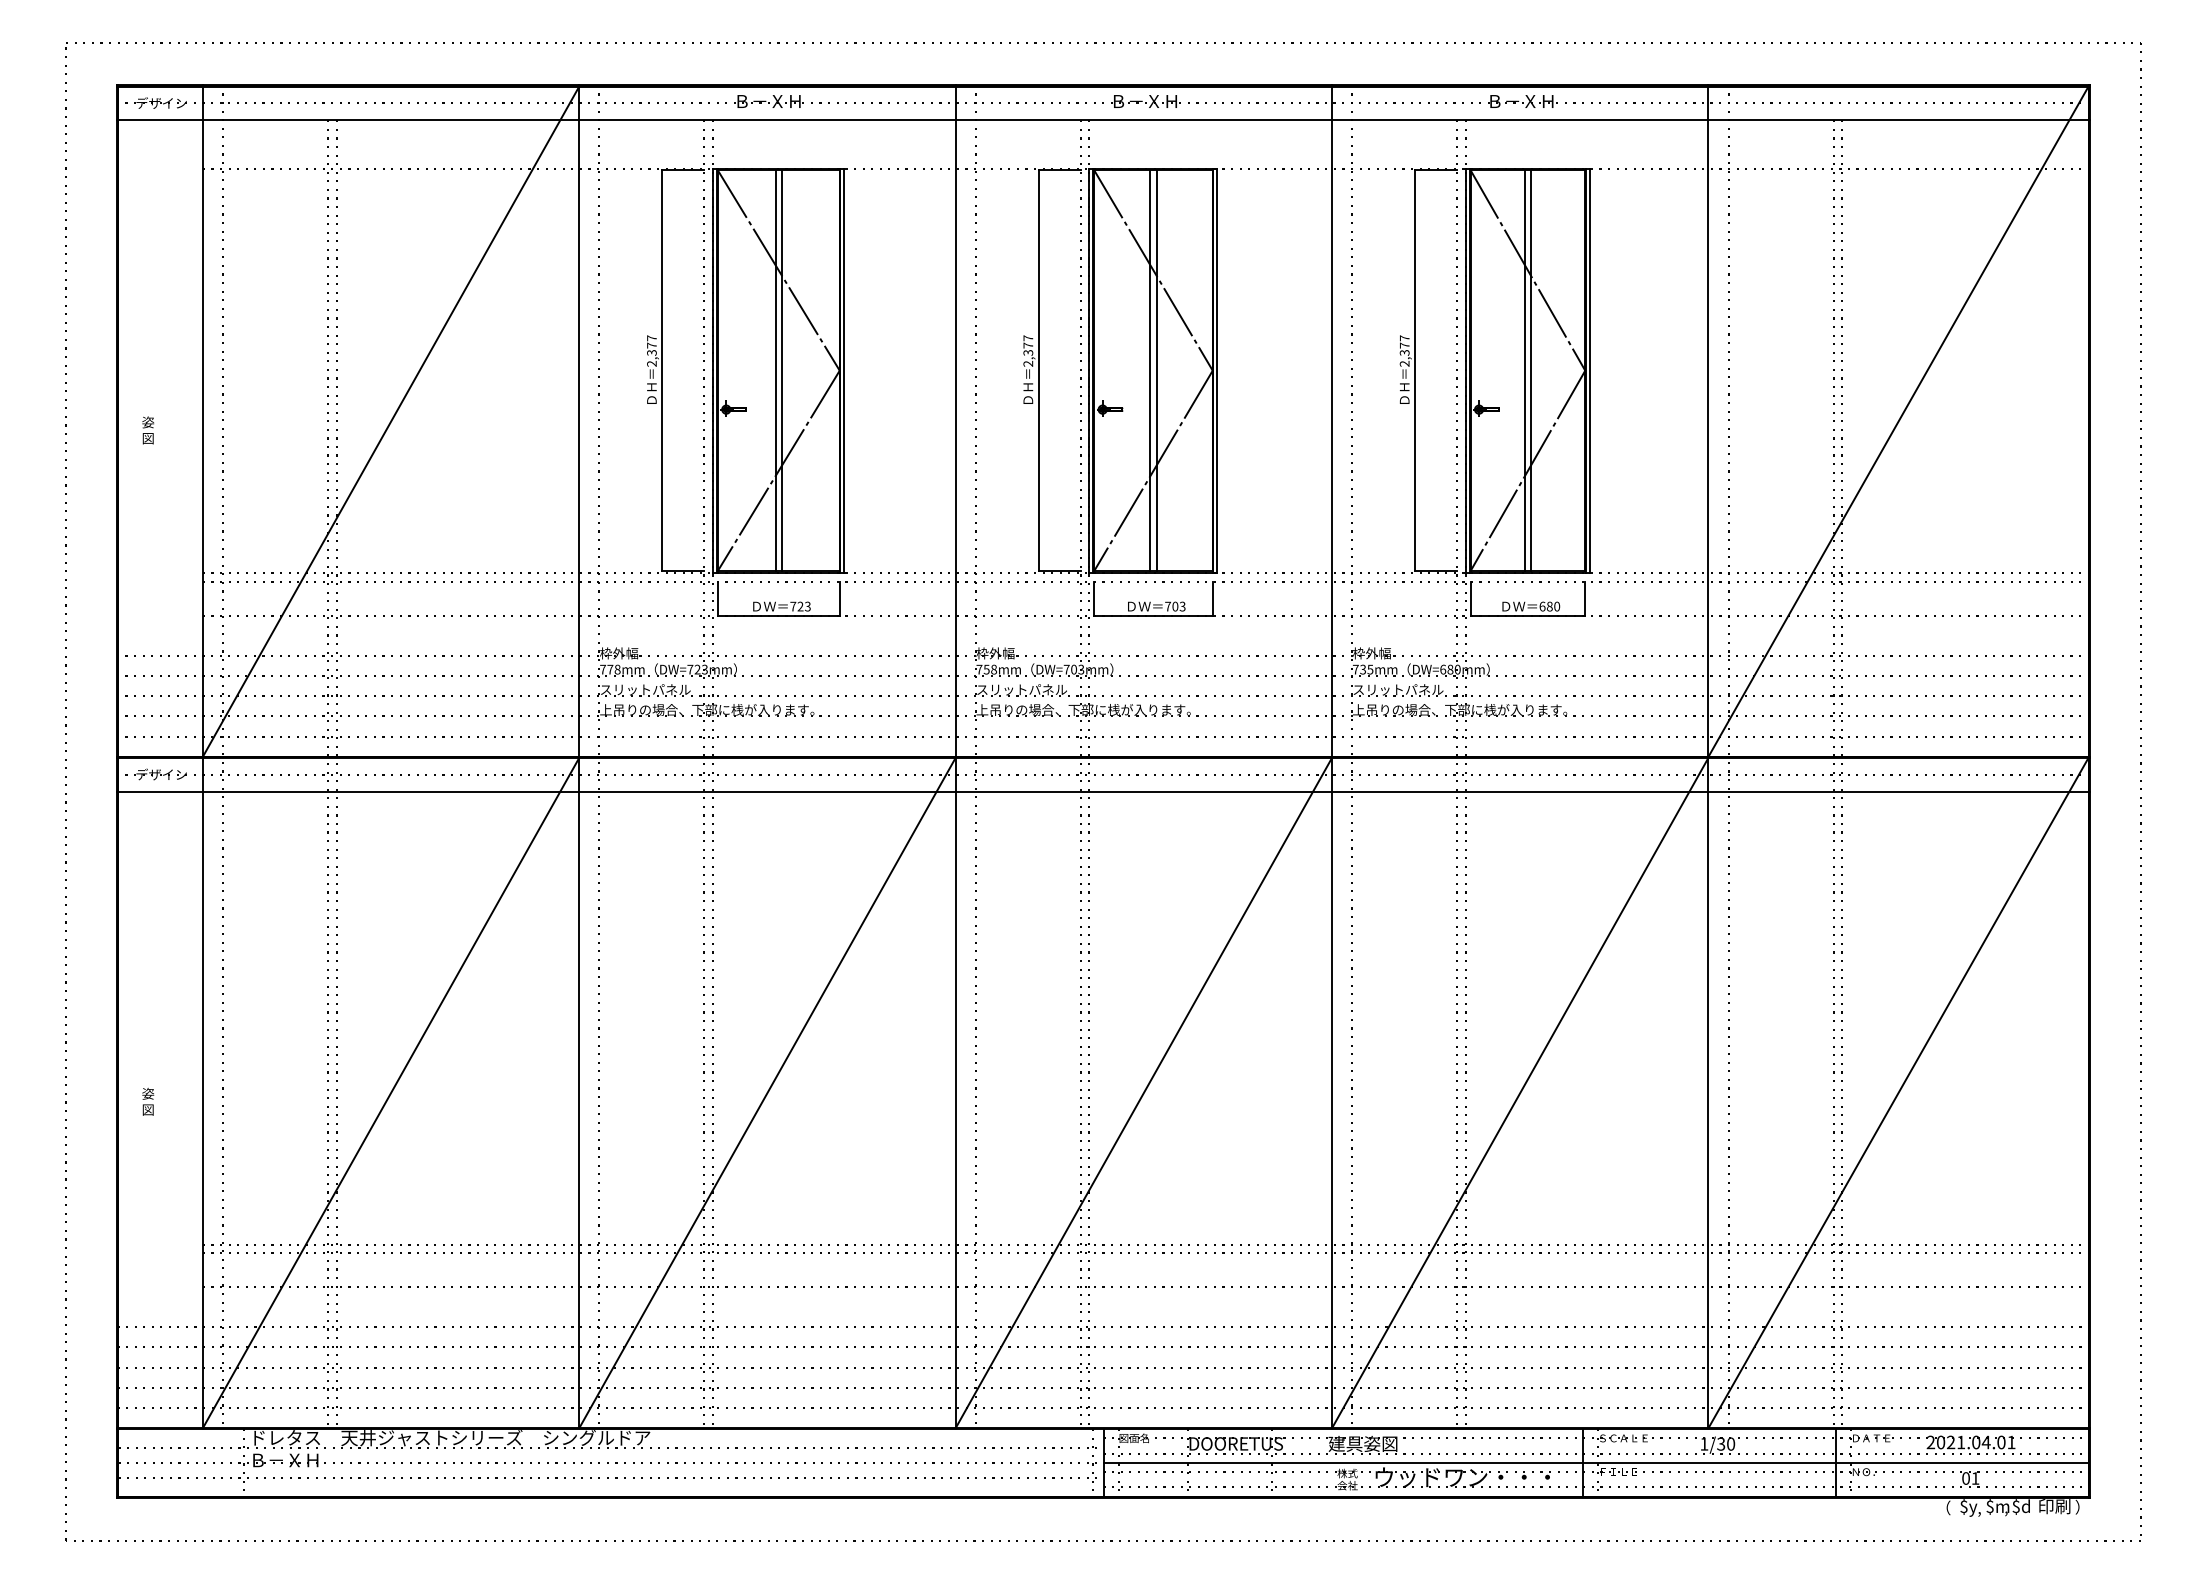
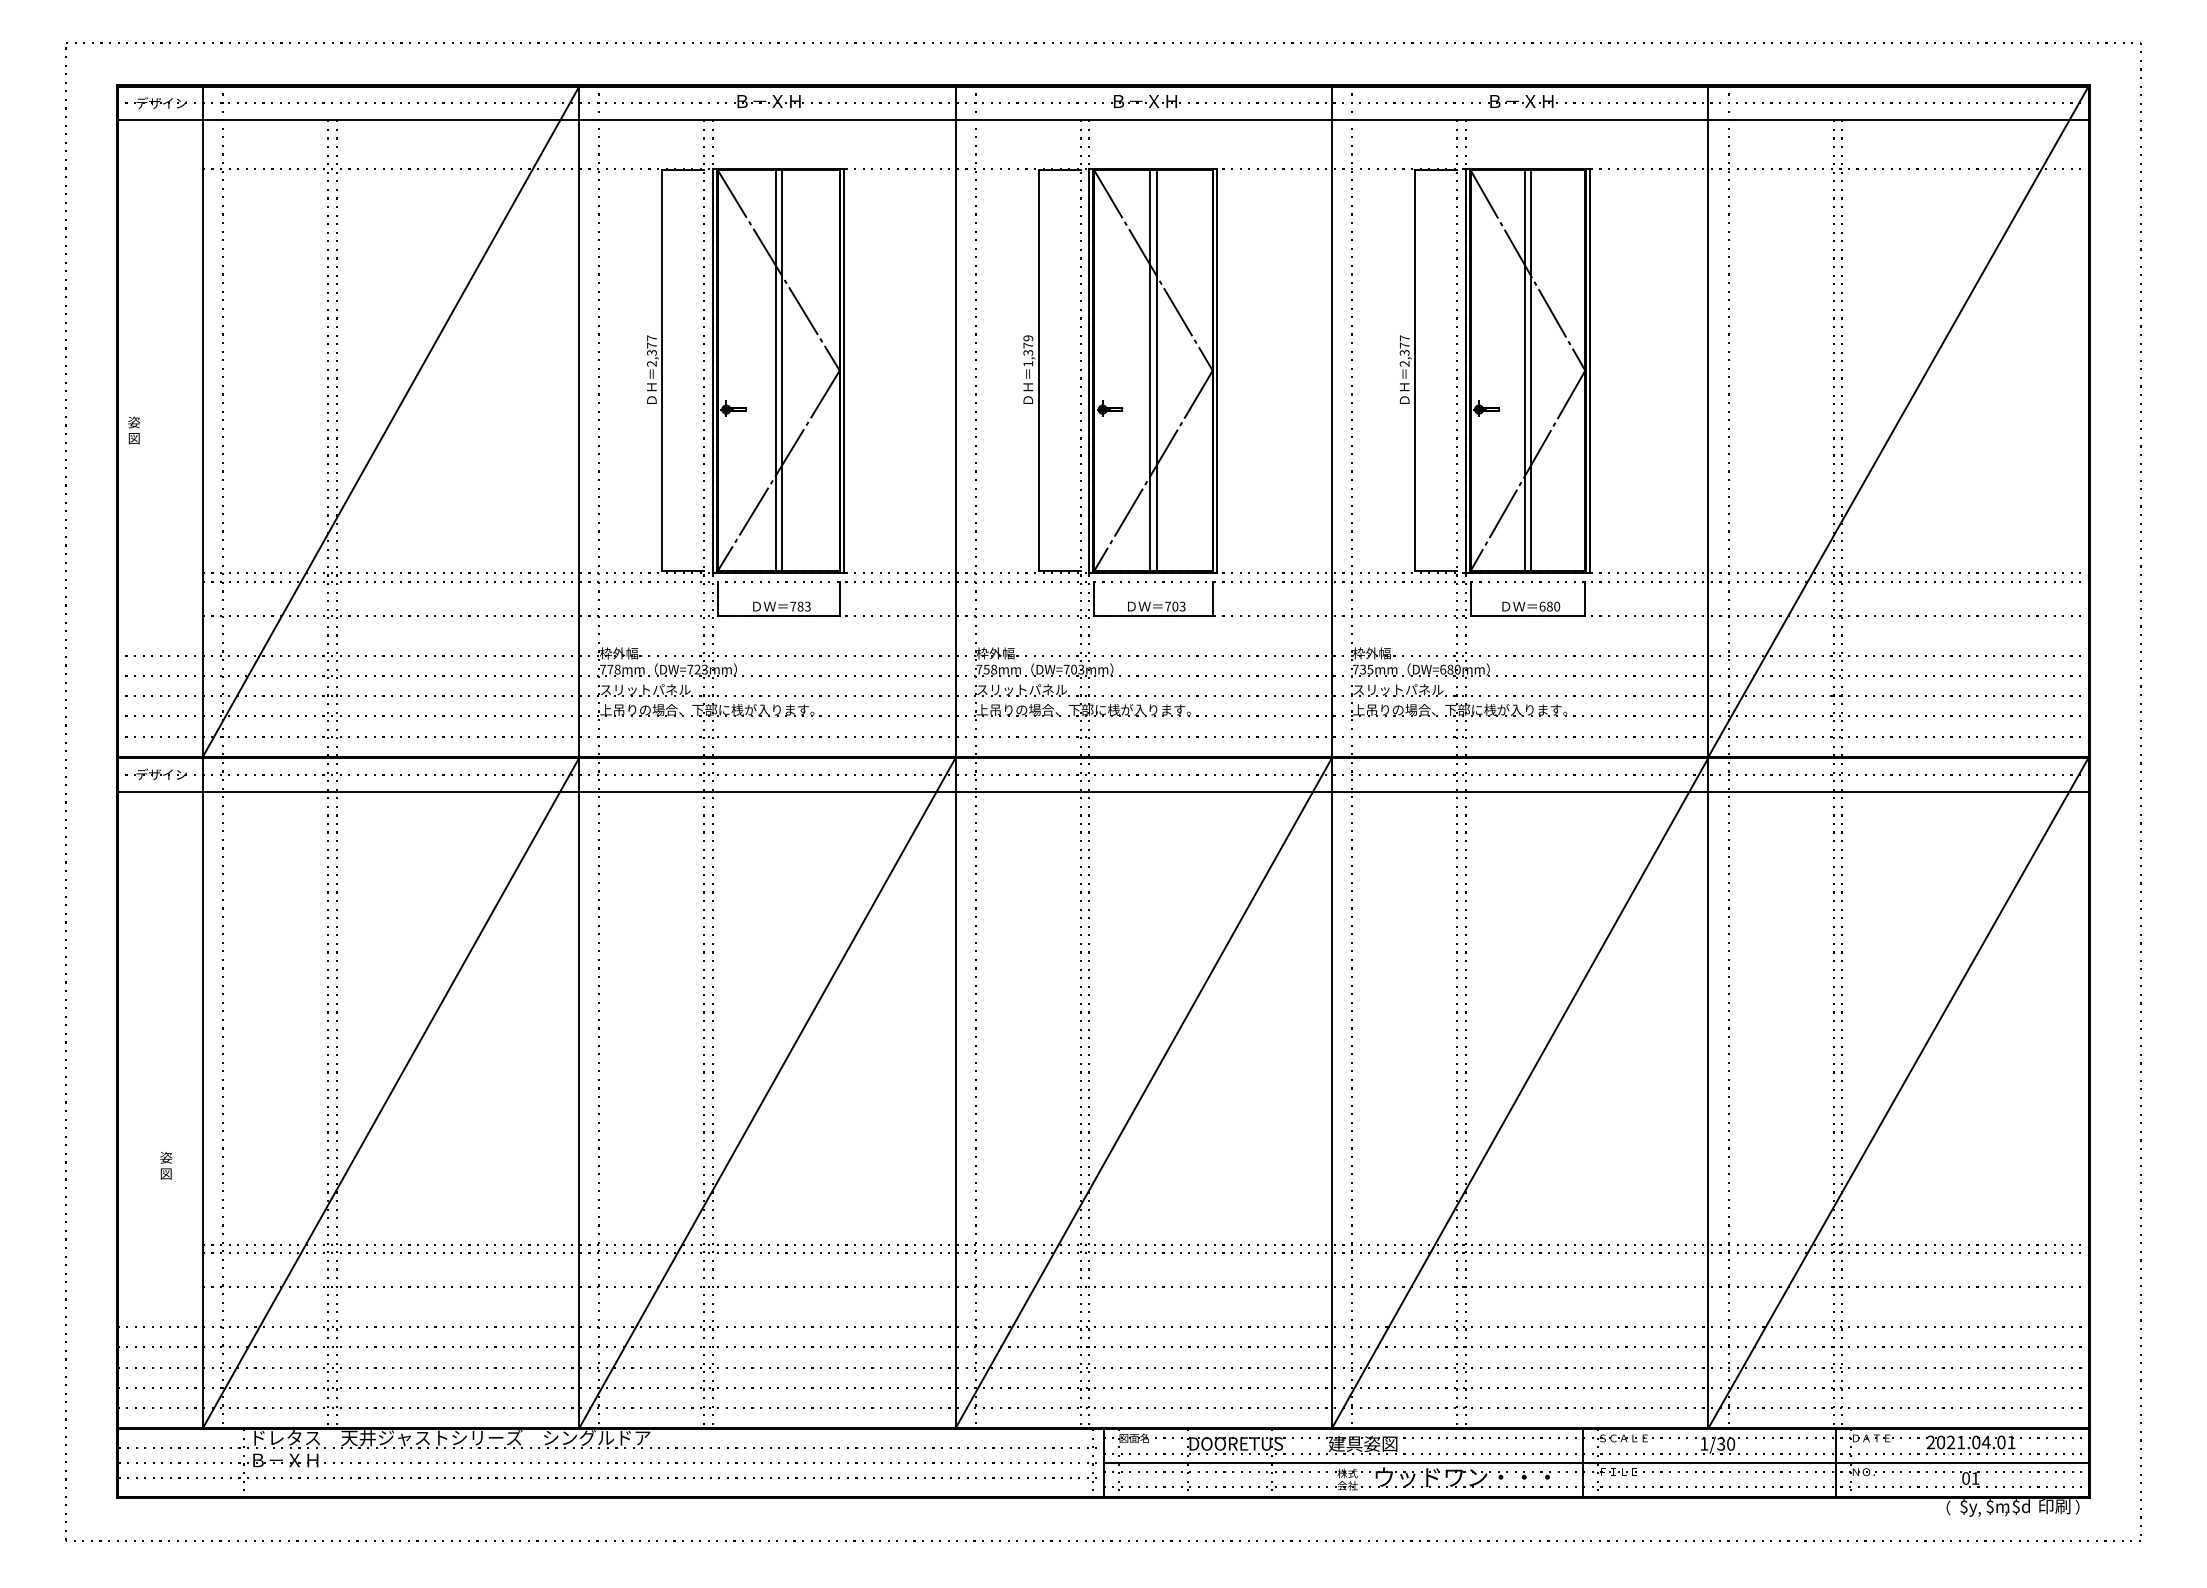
text: 2,377 -> 1,379 (1028, 350)
text position: (148, 430) -> (134, 430) (134, 430)
text: 723 -> 783 (800, 606)
text position: (148, 1101) -> (166, 1165) (166, 1165)
